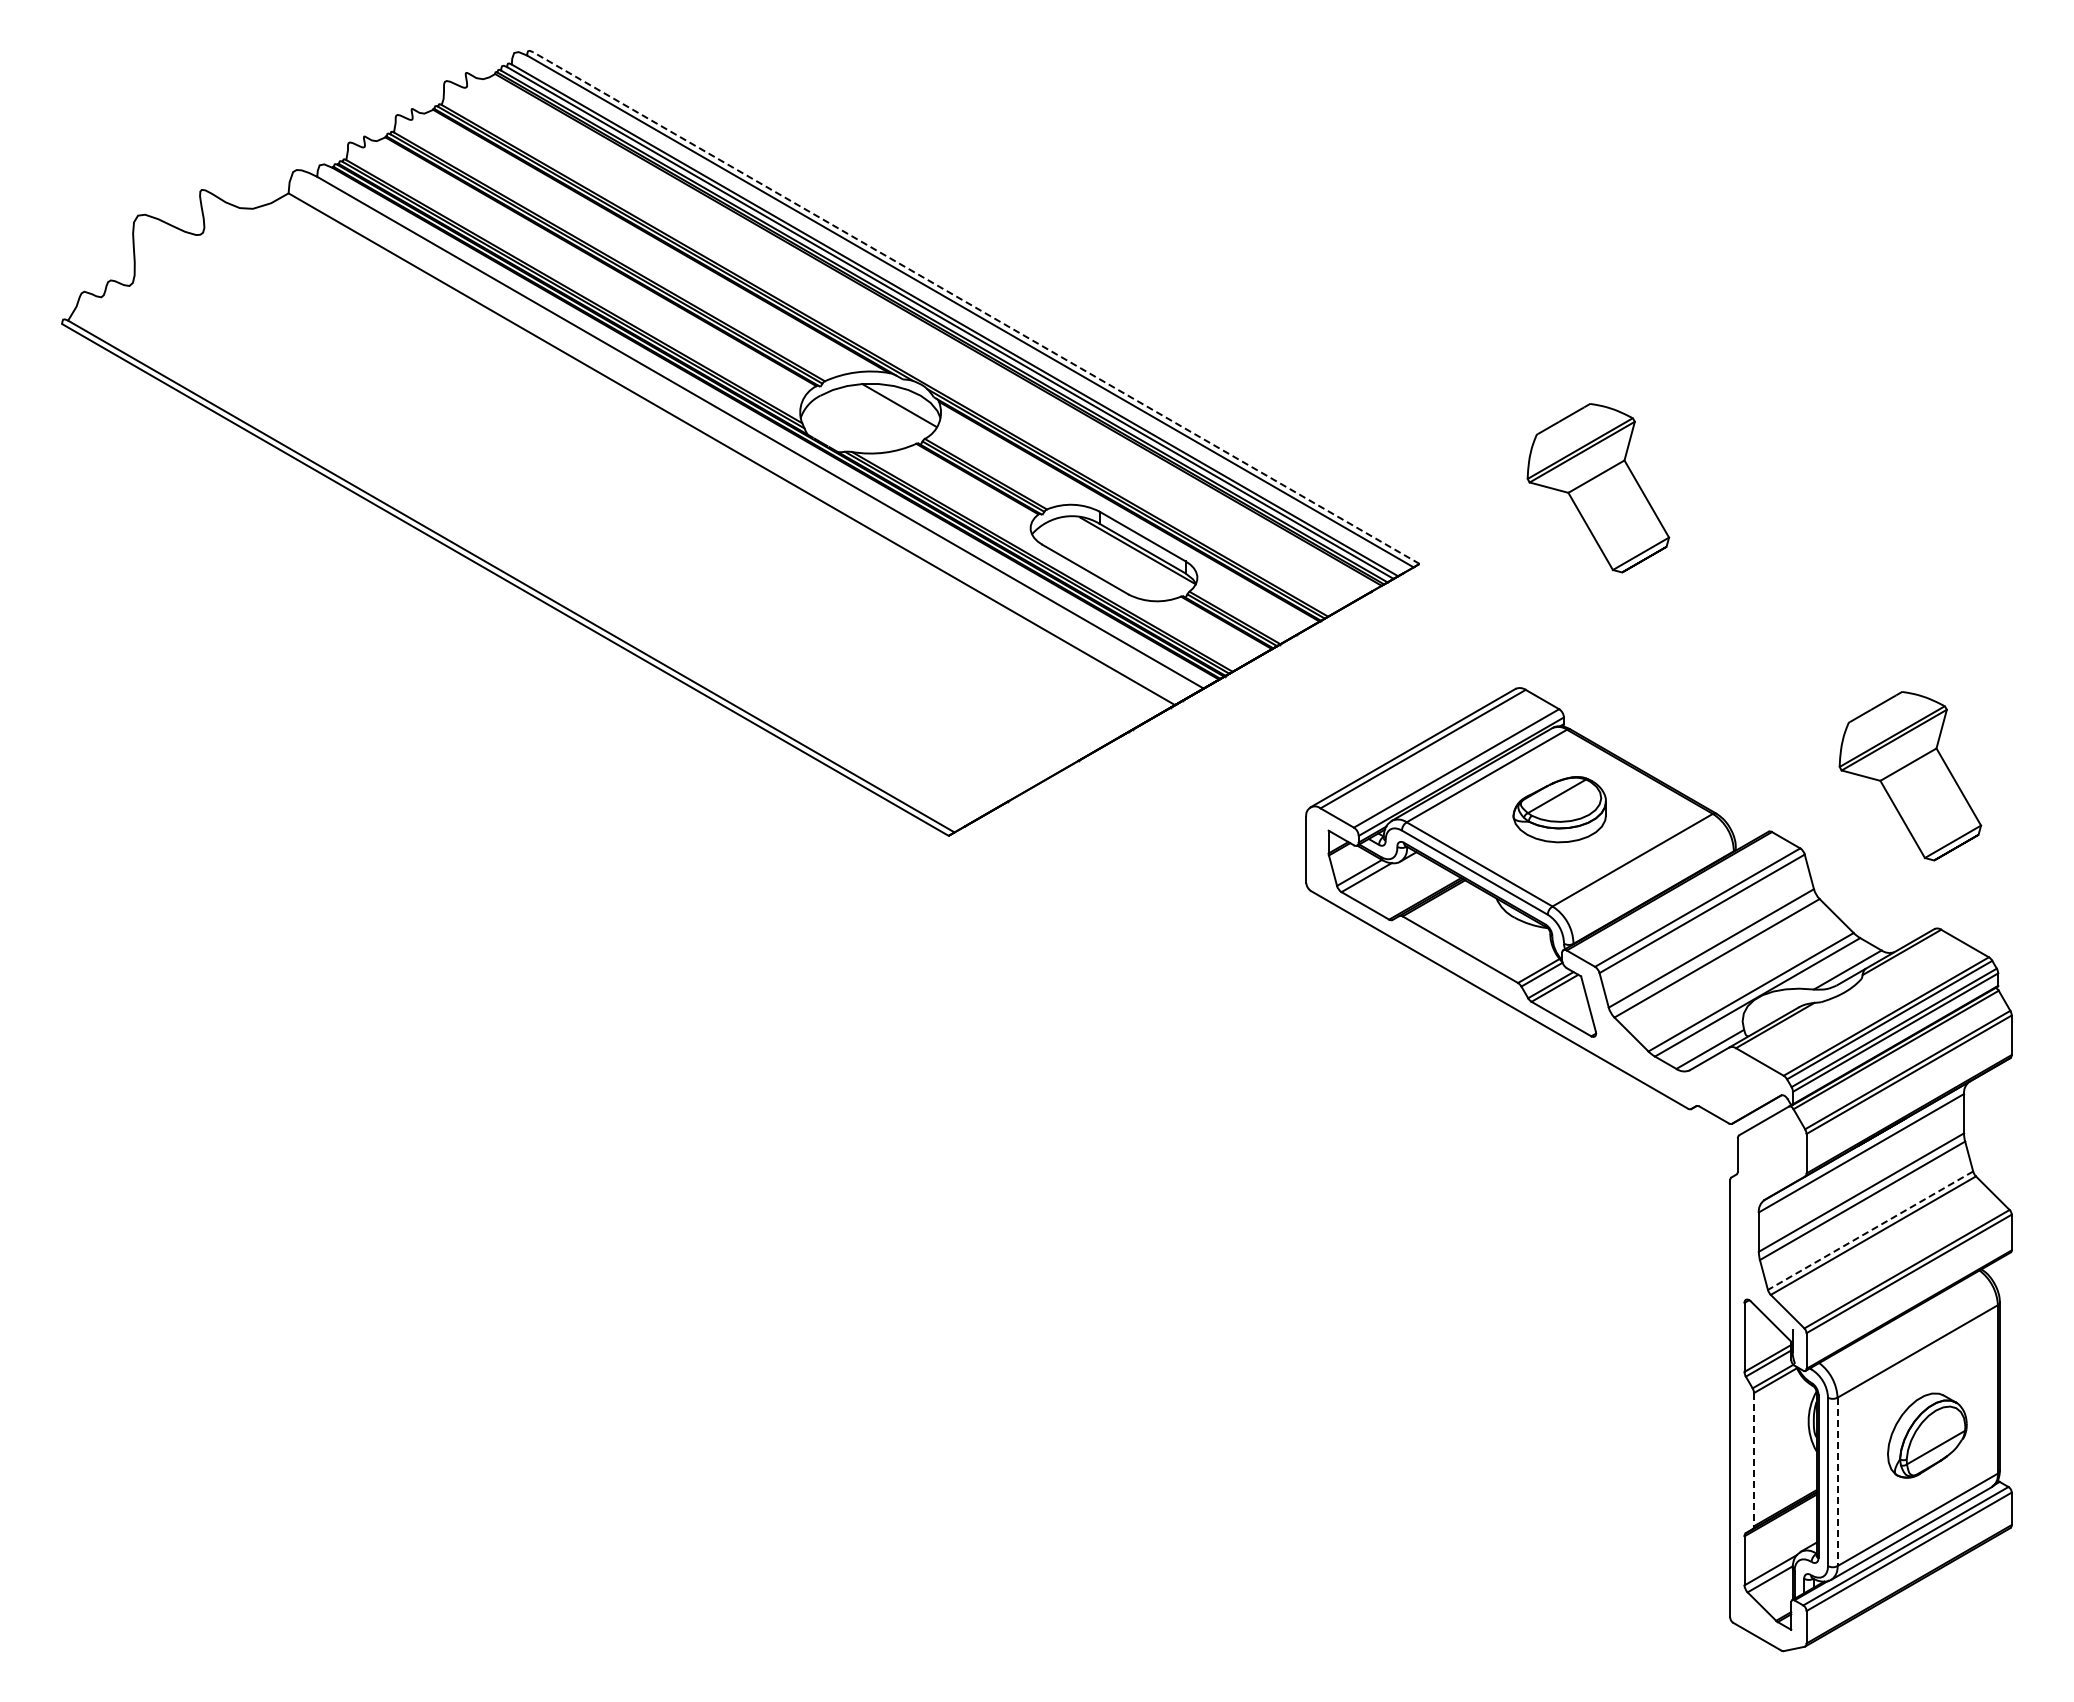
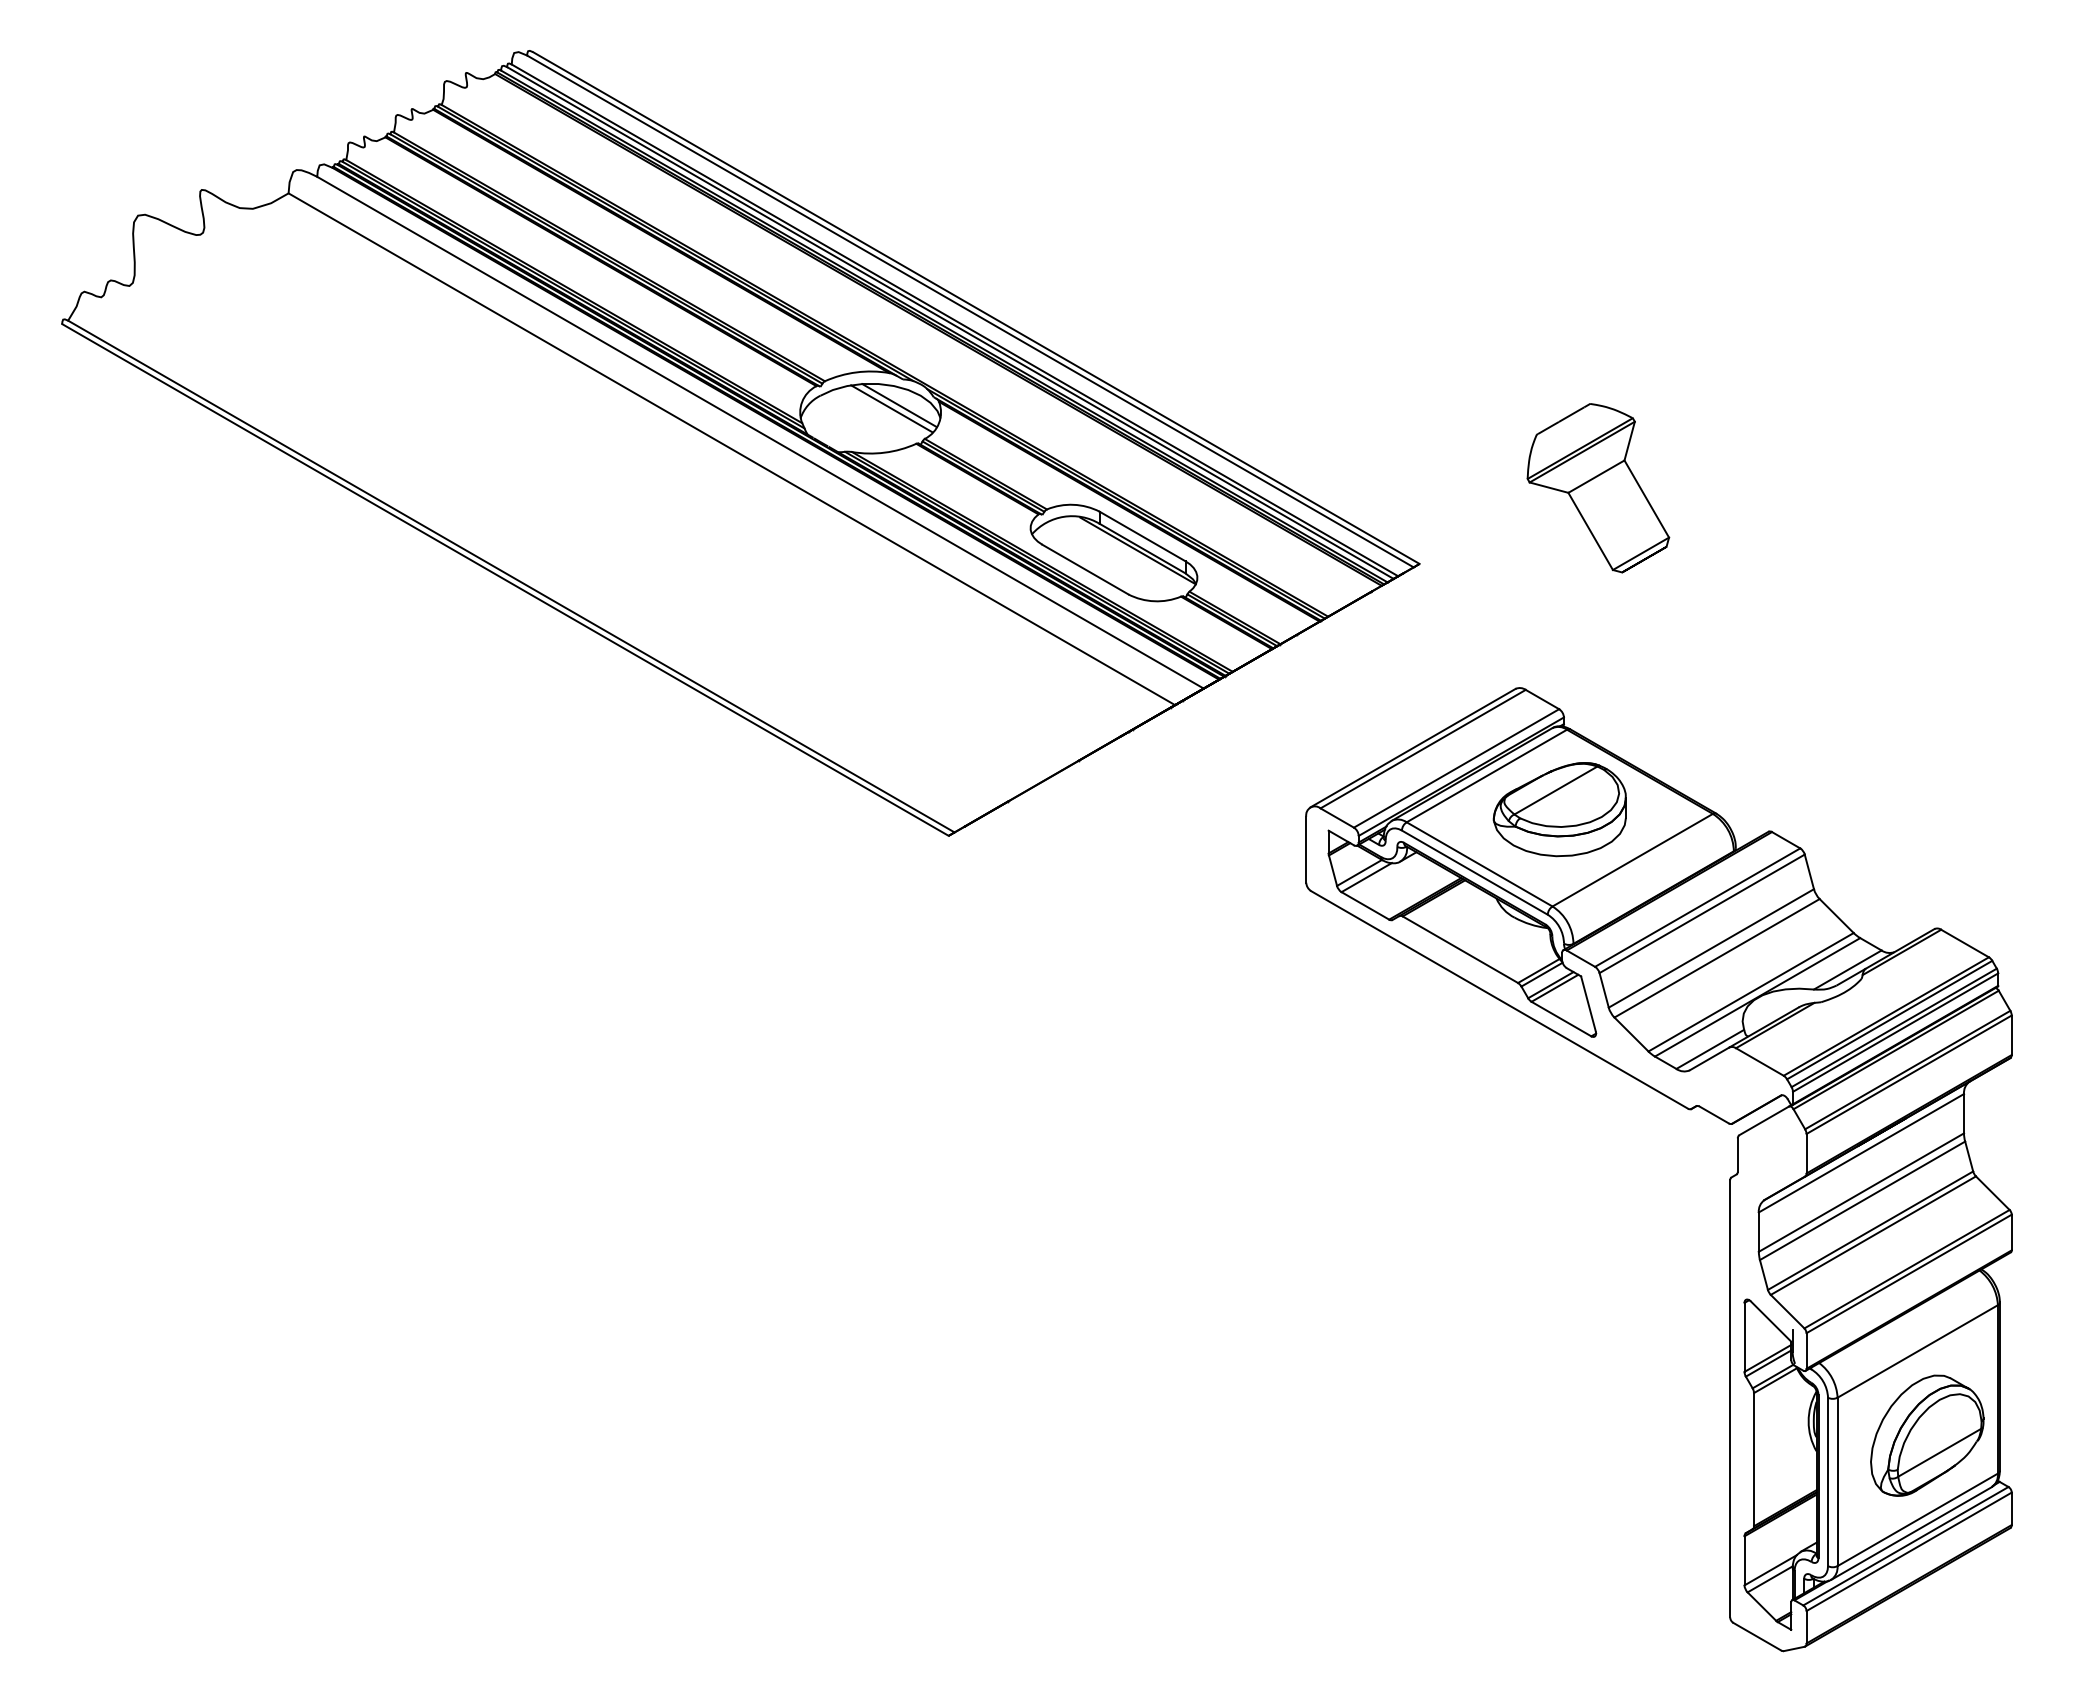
line: dashed -> solid (976, 308)
line: none -> present (891, 408)
part: present -> none (1910, 776)
part size: 95x68 px -> 135x96 px (1559, 809)
line: dashed -> solid (1870, 1230)
part size: 81x87 px -> 115x123 px (1927, 1435)
line: dashed -> solid (1754, 1459)
line: dashed -> solid (1837, 1482)
